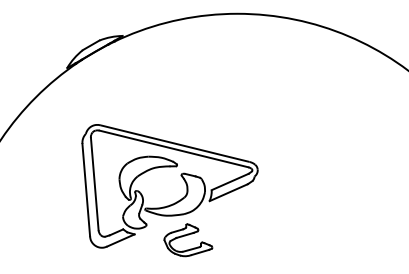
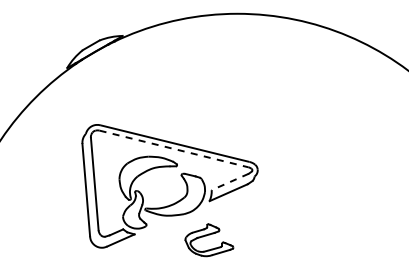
line: solid -> dashed (173, 148)
line: solid -> dashed (229, 182)
part position: (188, 240) -> (209, 240) (209, 240)
